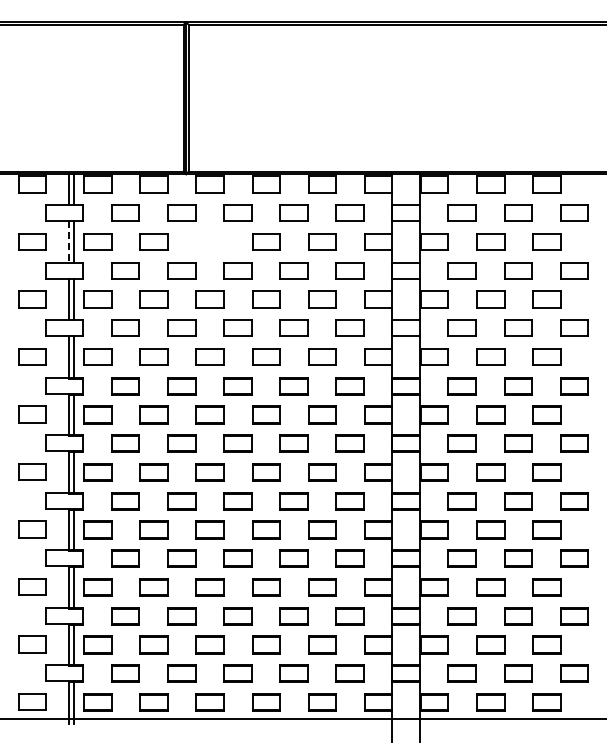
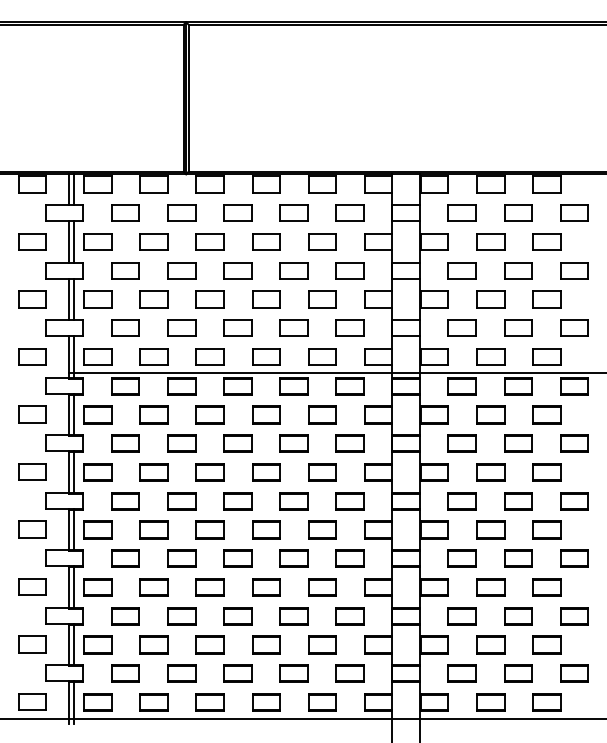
part: none -> present (209, 241)
line: dashed -> solid (69, 242)
line: none -> present (336, 372)
